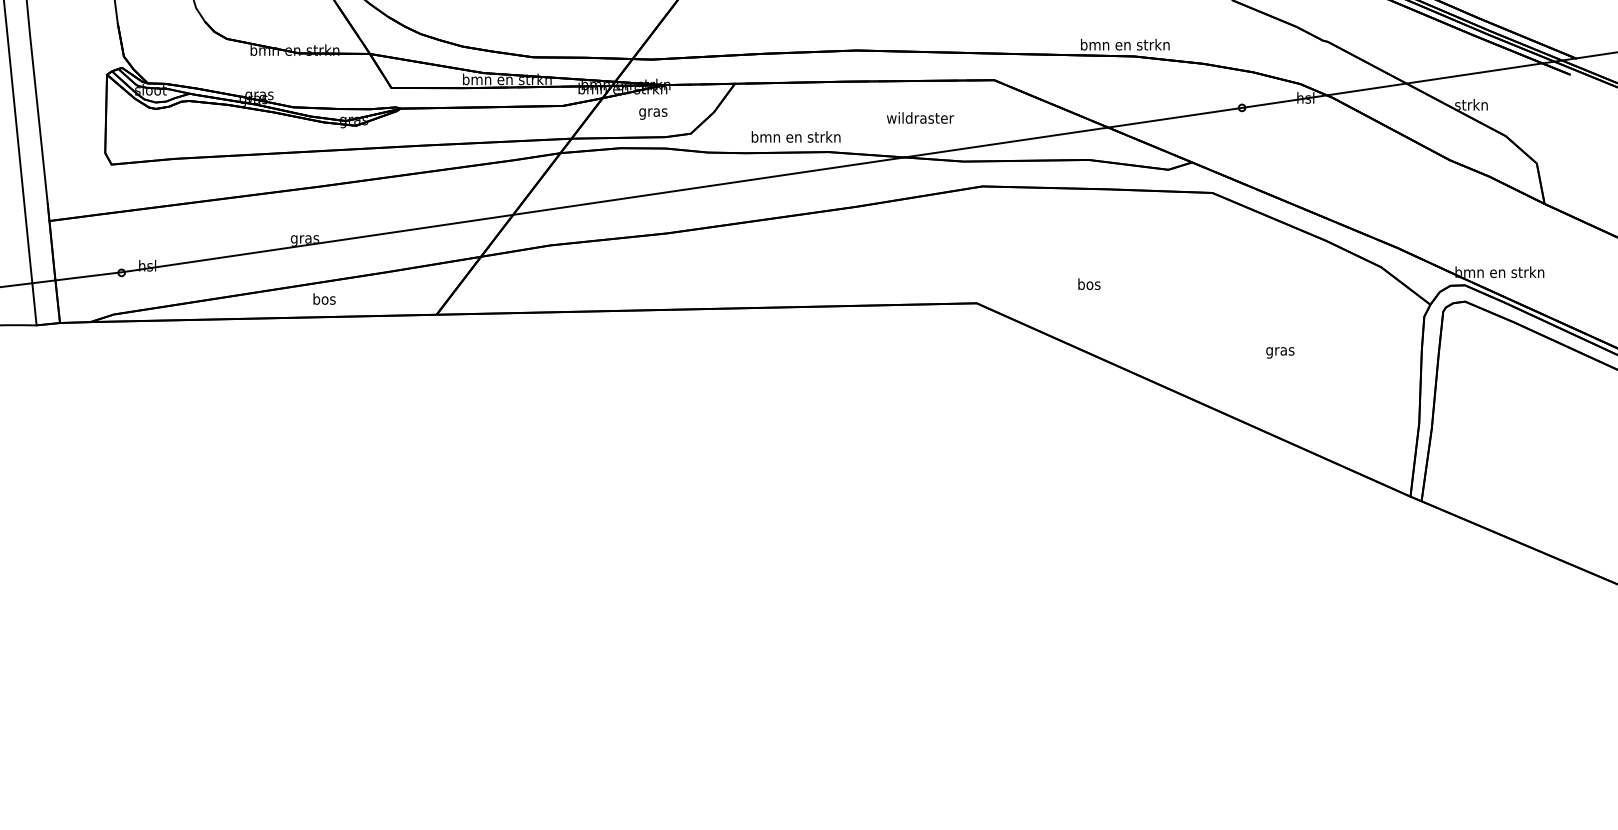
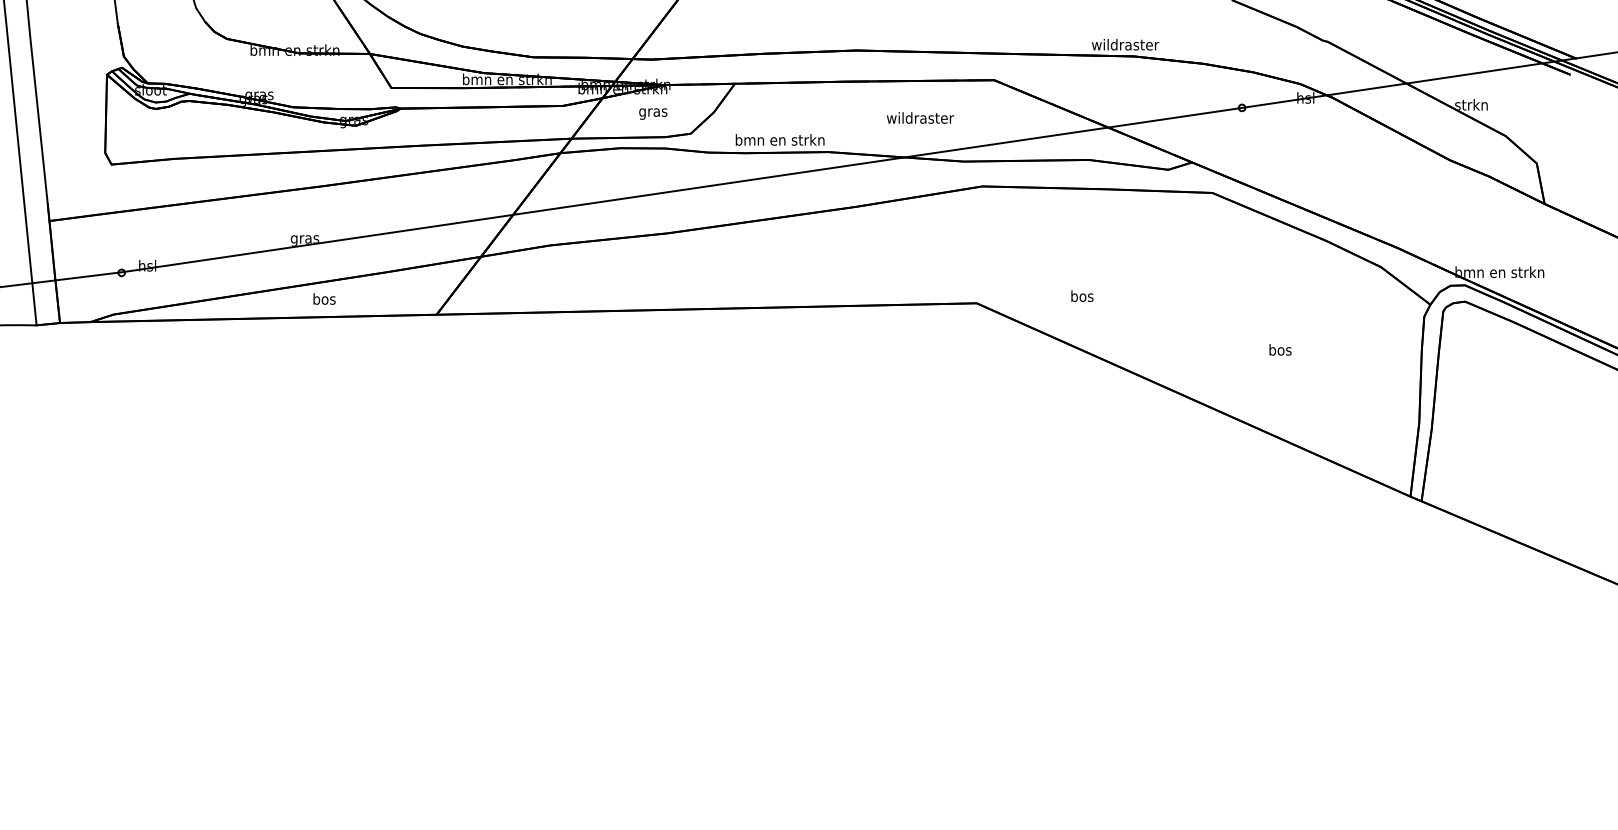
text: bmn en strkn -> wildraster (1125, 44)
text position: (795, 136) -> (779, 139) (779, 139)
text position: (1089, 283) -> (1082, 295) (1082, 295)
text: gras -> bos (1280, 351)
